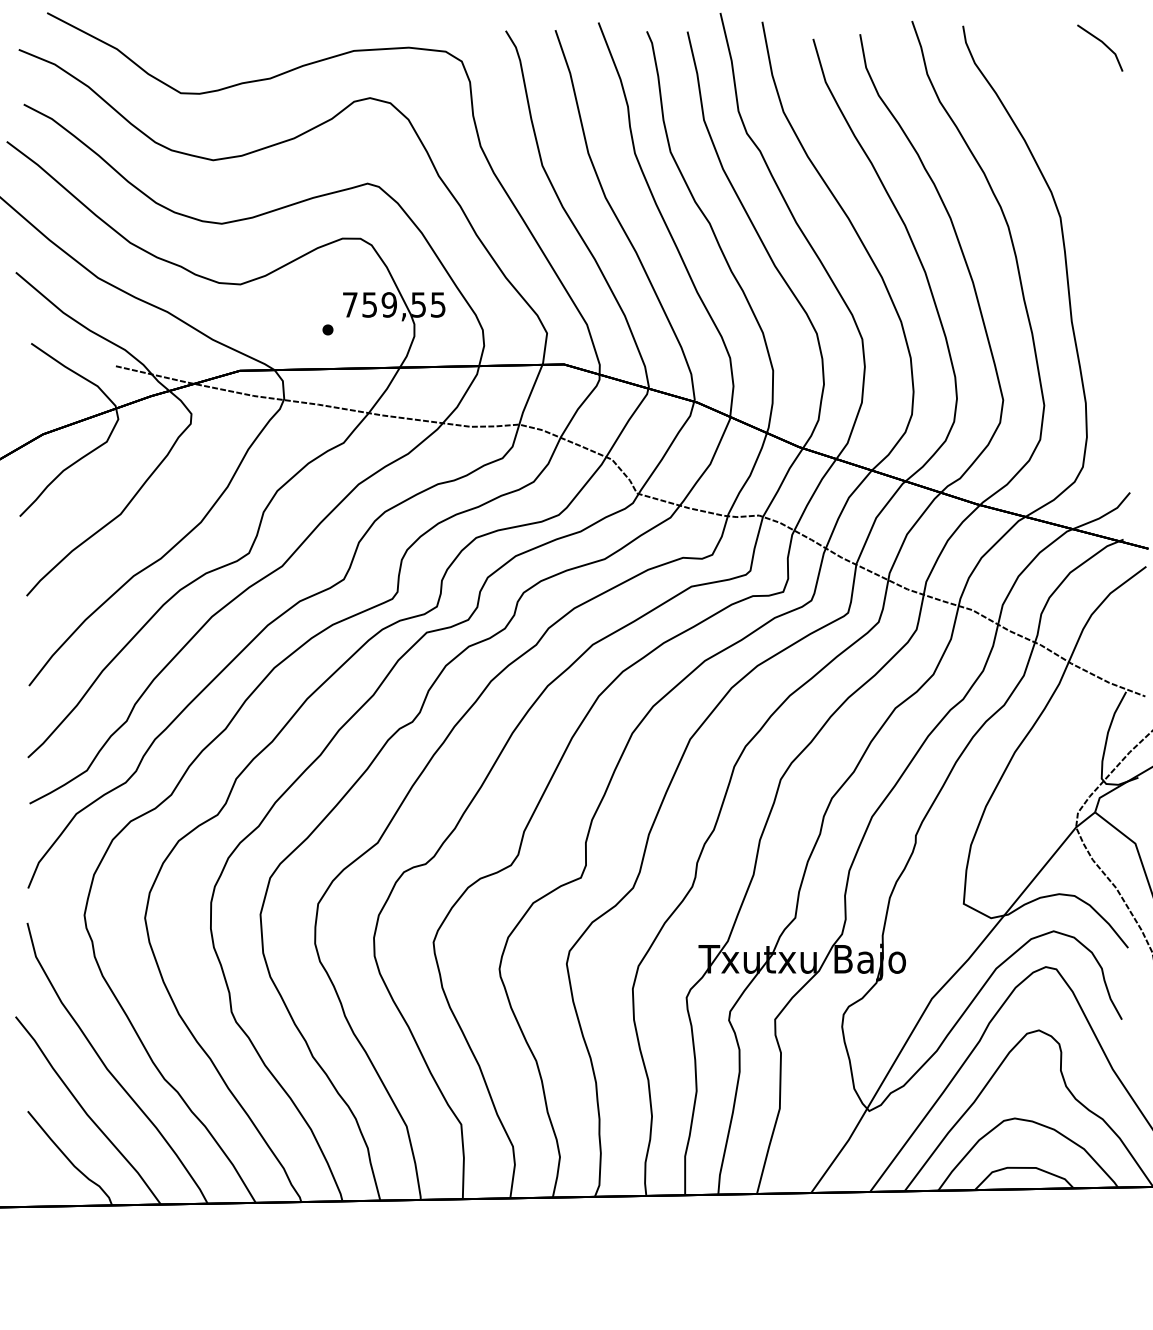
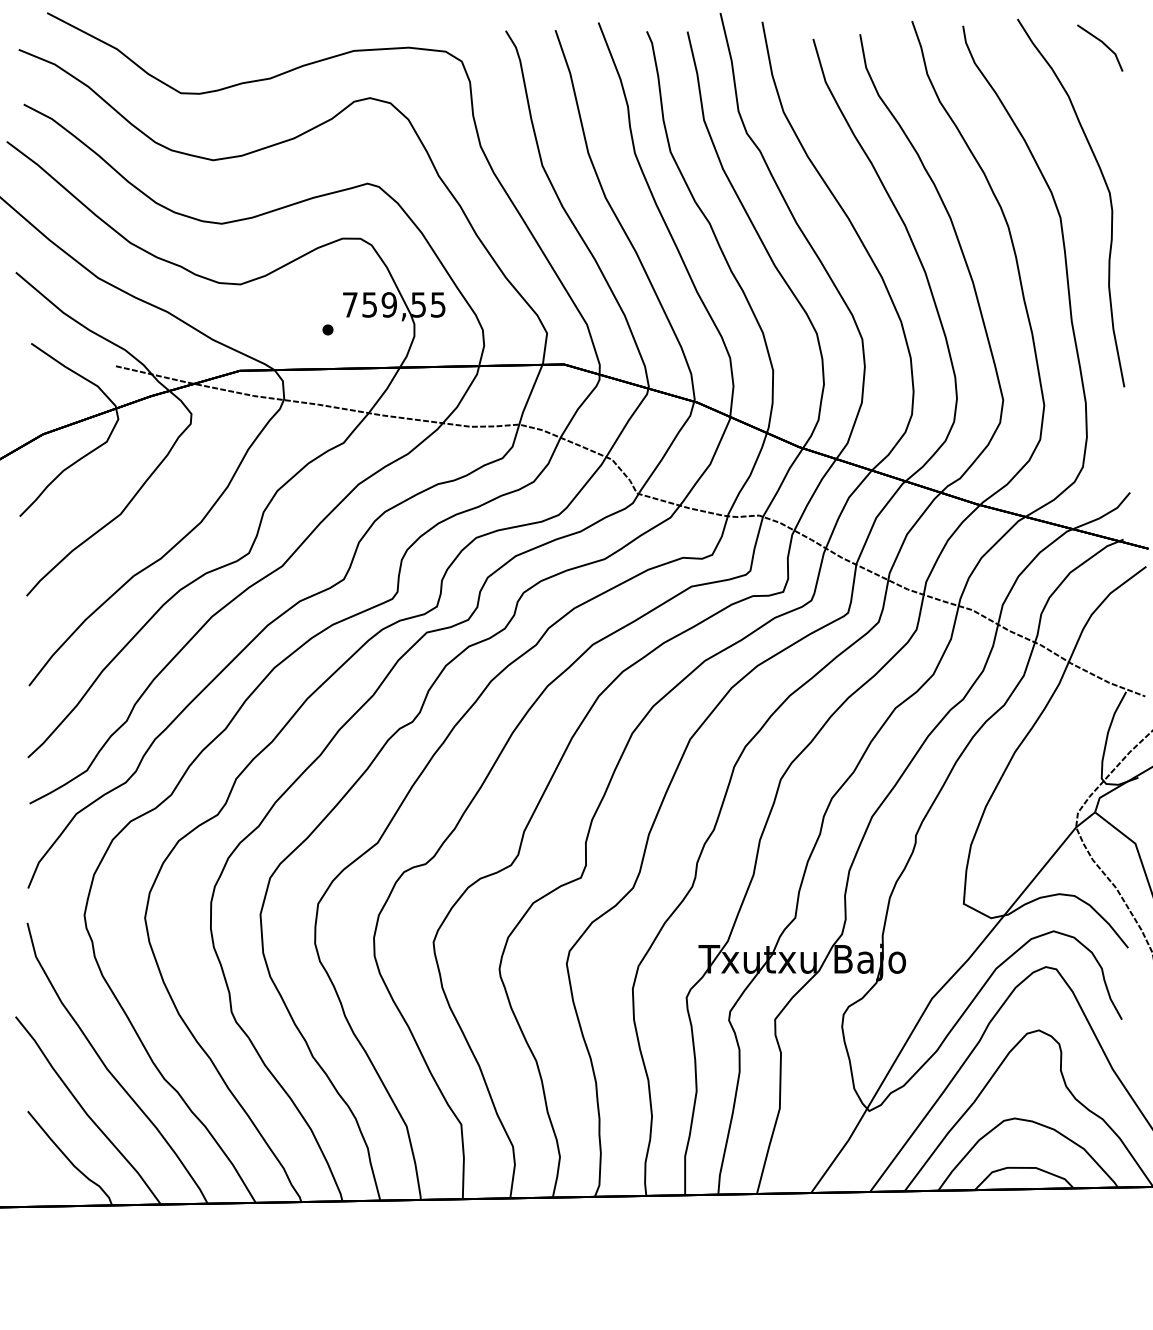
curve: none -> present (1107, 190)
